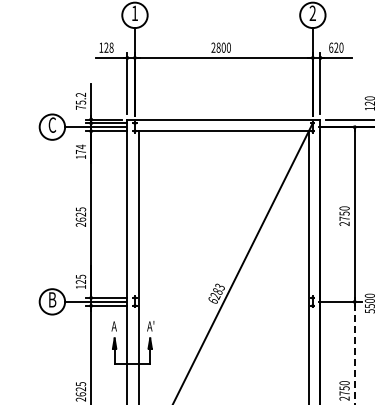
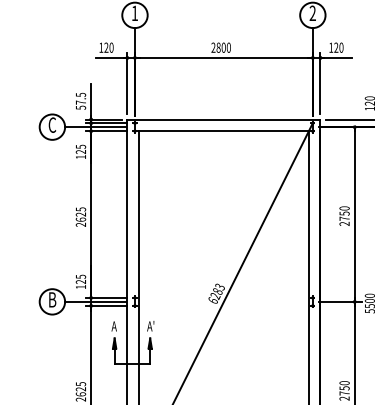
text: 620 -> 120 (331, 47)
text: 128 -> 120 (111, 48)
text: 75.2 -> 57.5 (80, 100)
text: 174 -> 125 (80, 149)
line: dashed -> solid (354, 354)
